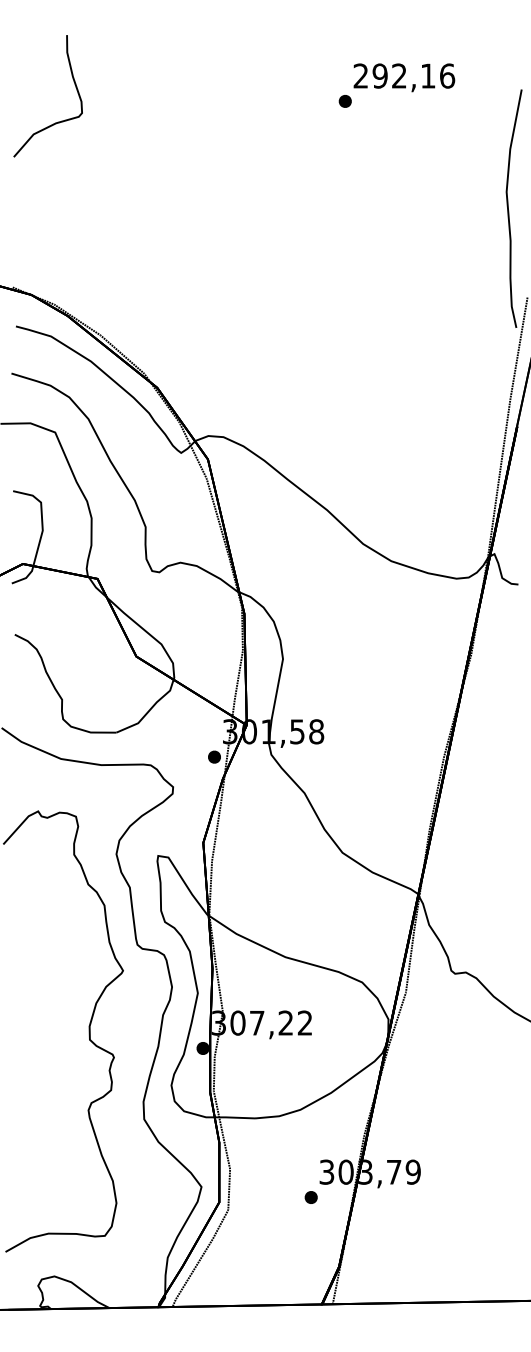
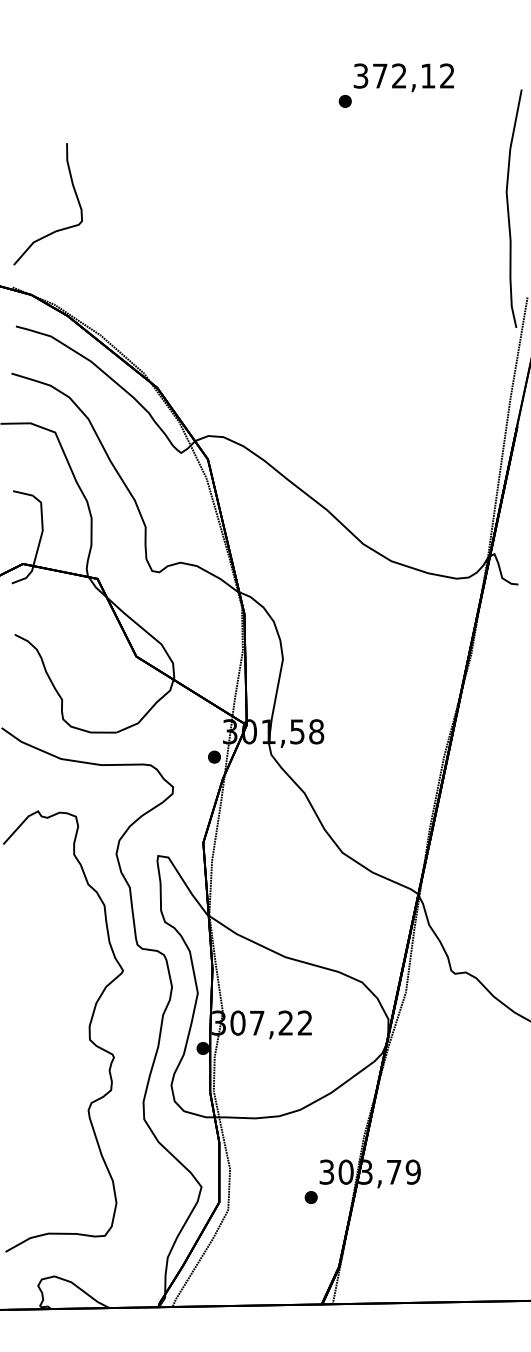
text: 292,16 -> 372,12 (404, 75)
curve position: (55, 122) -> (55, 230) (55, 230)
